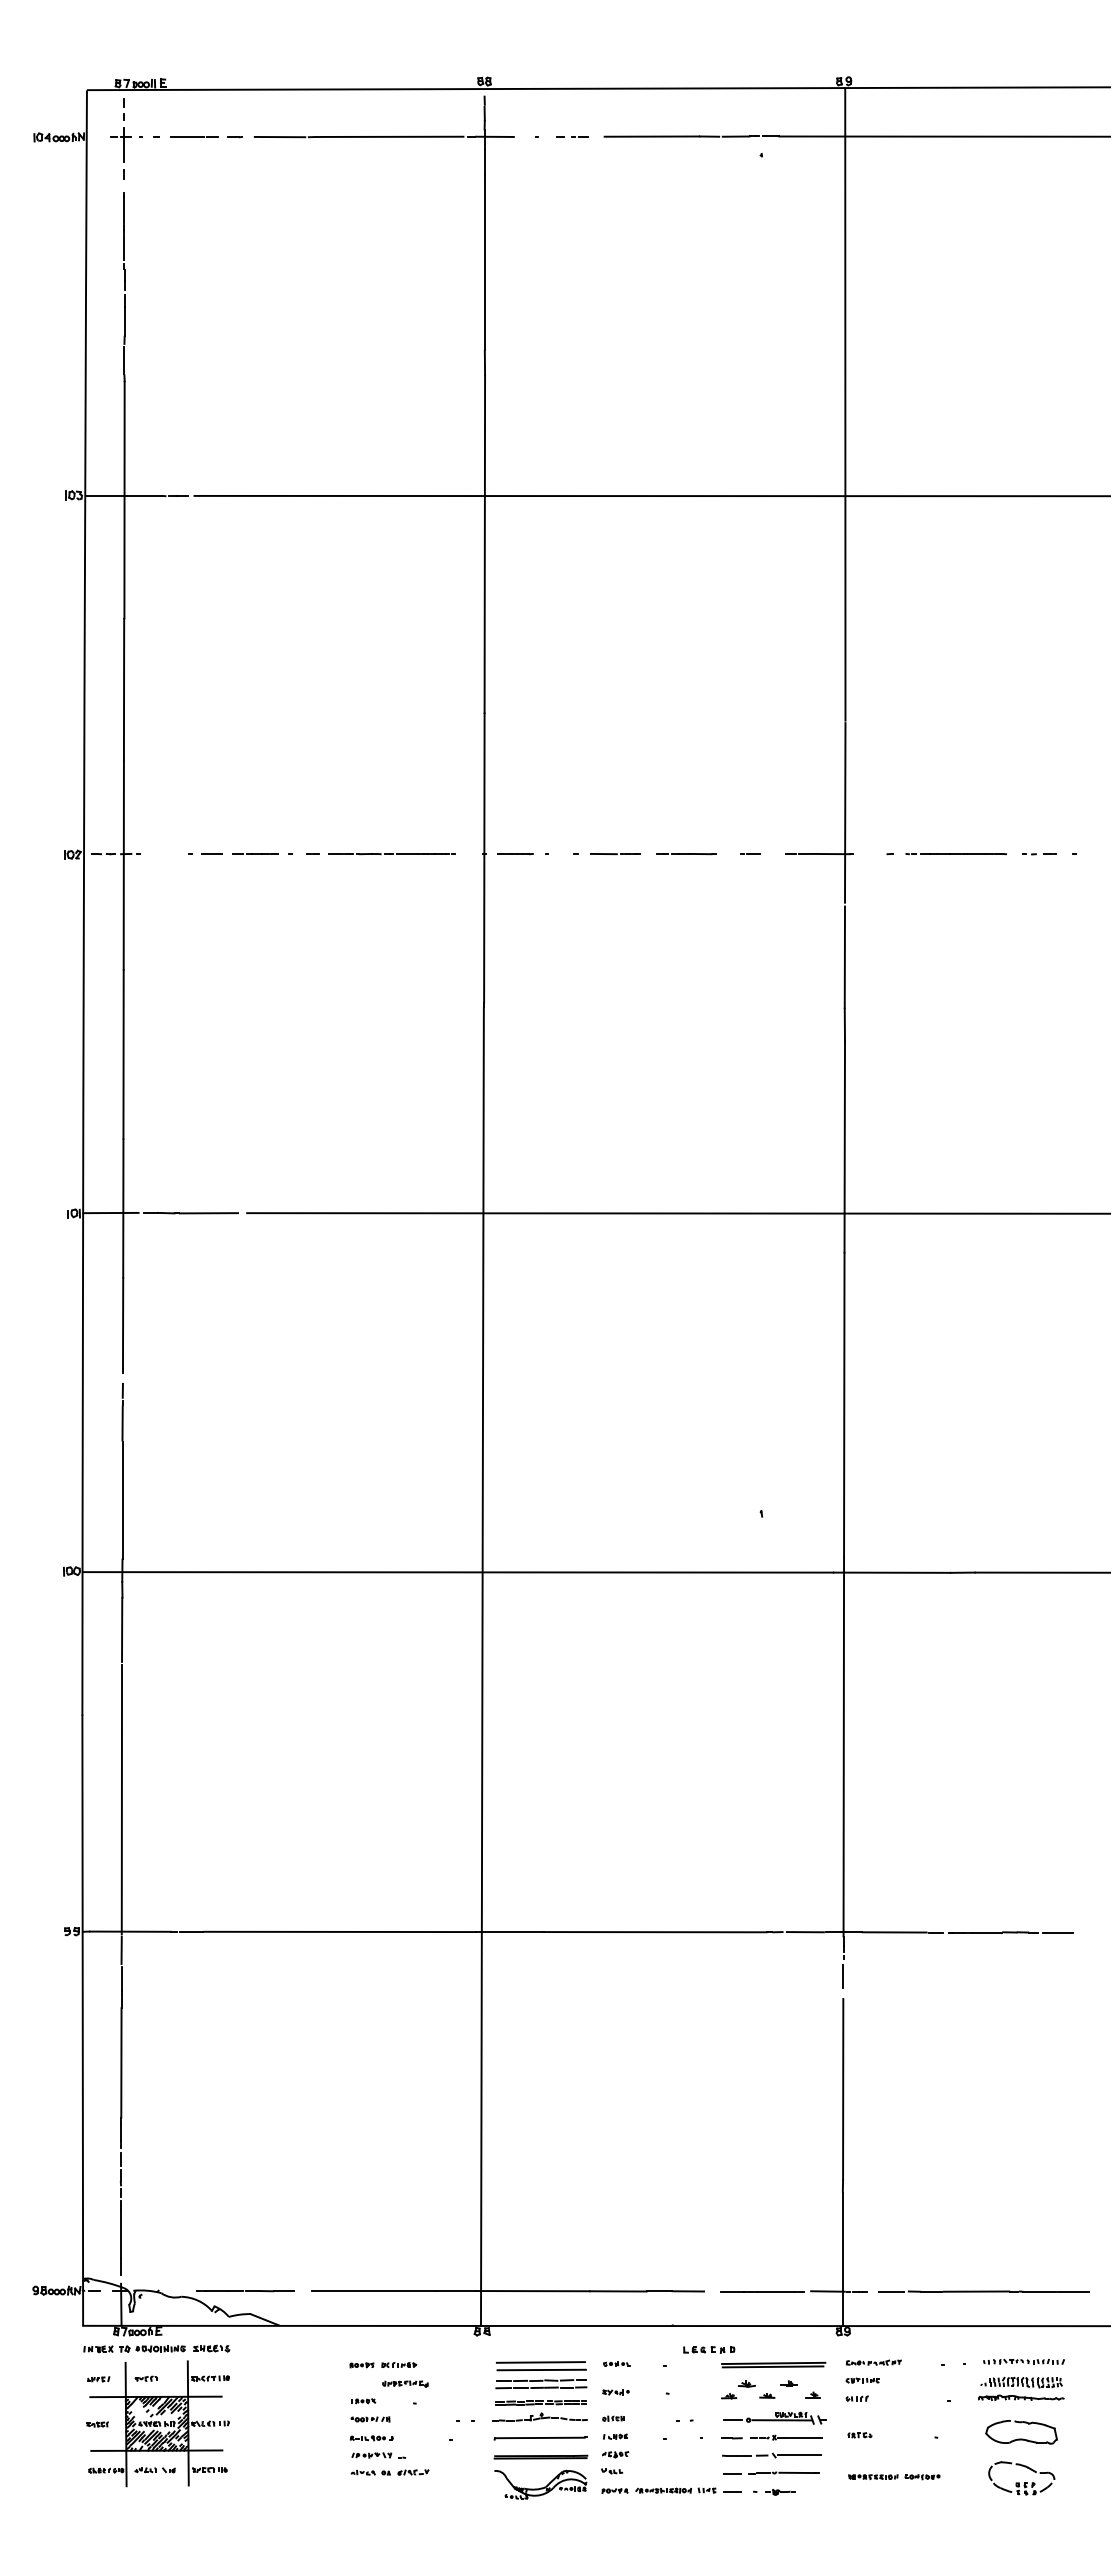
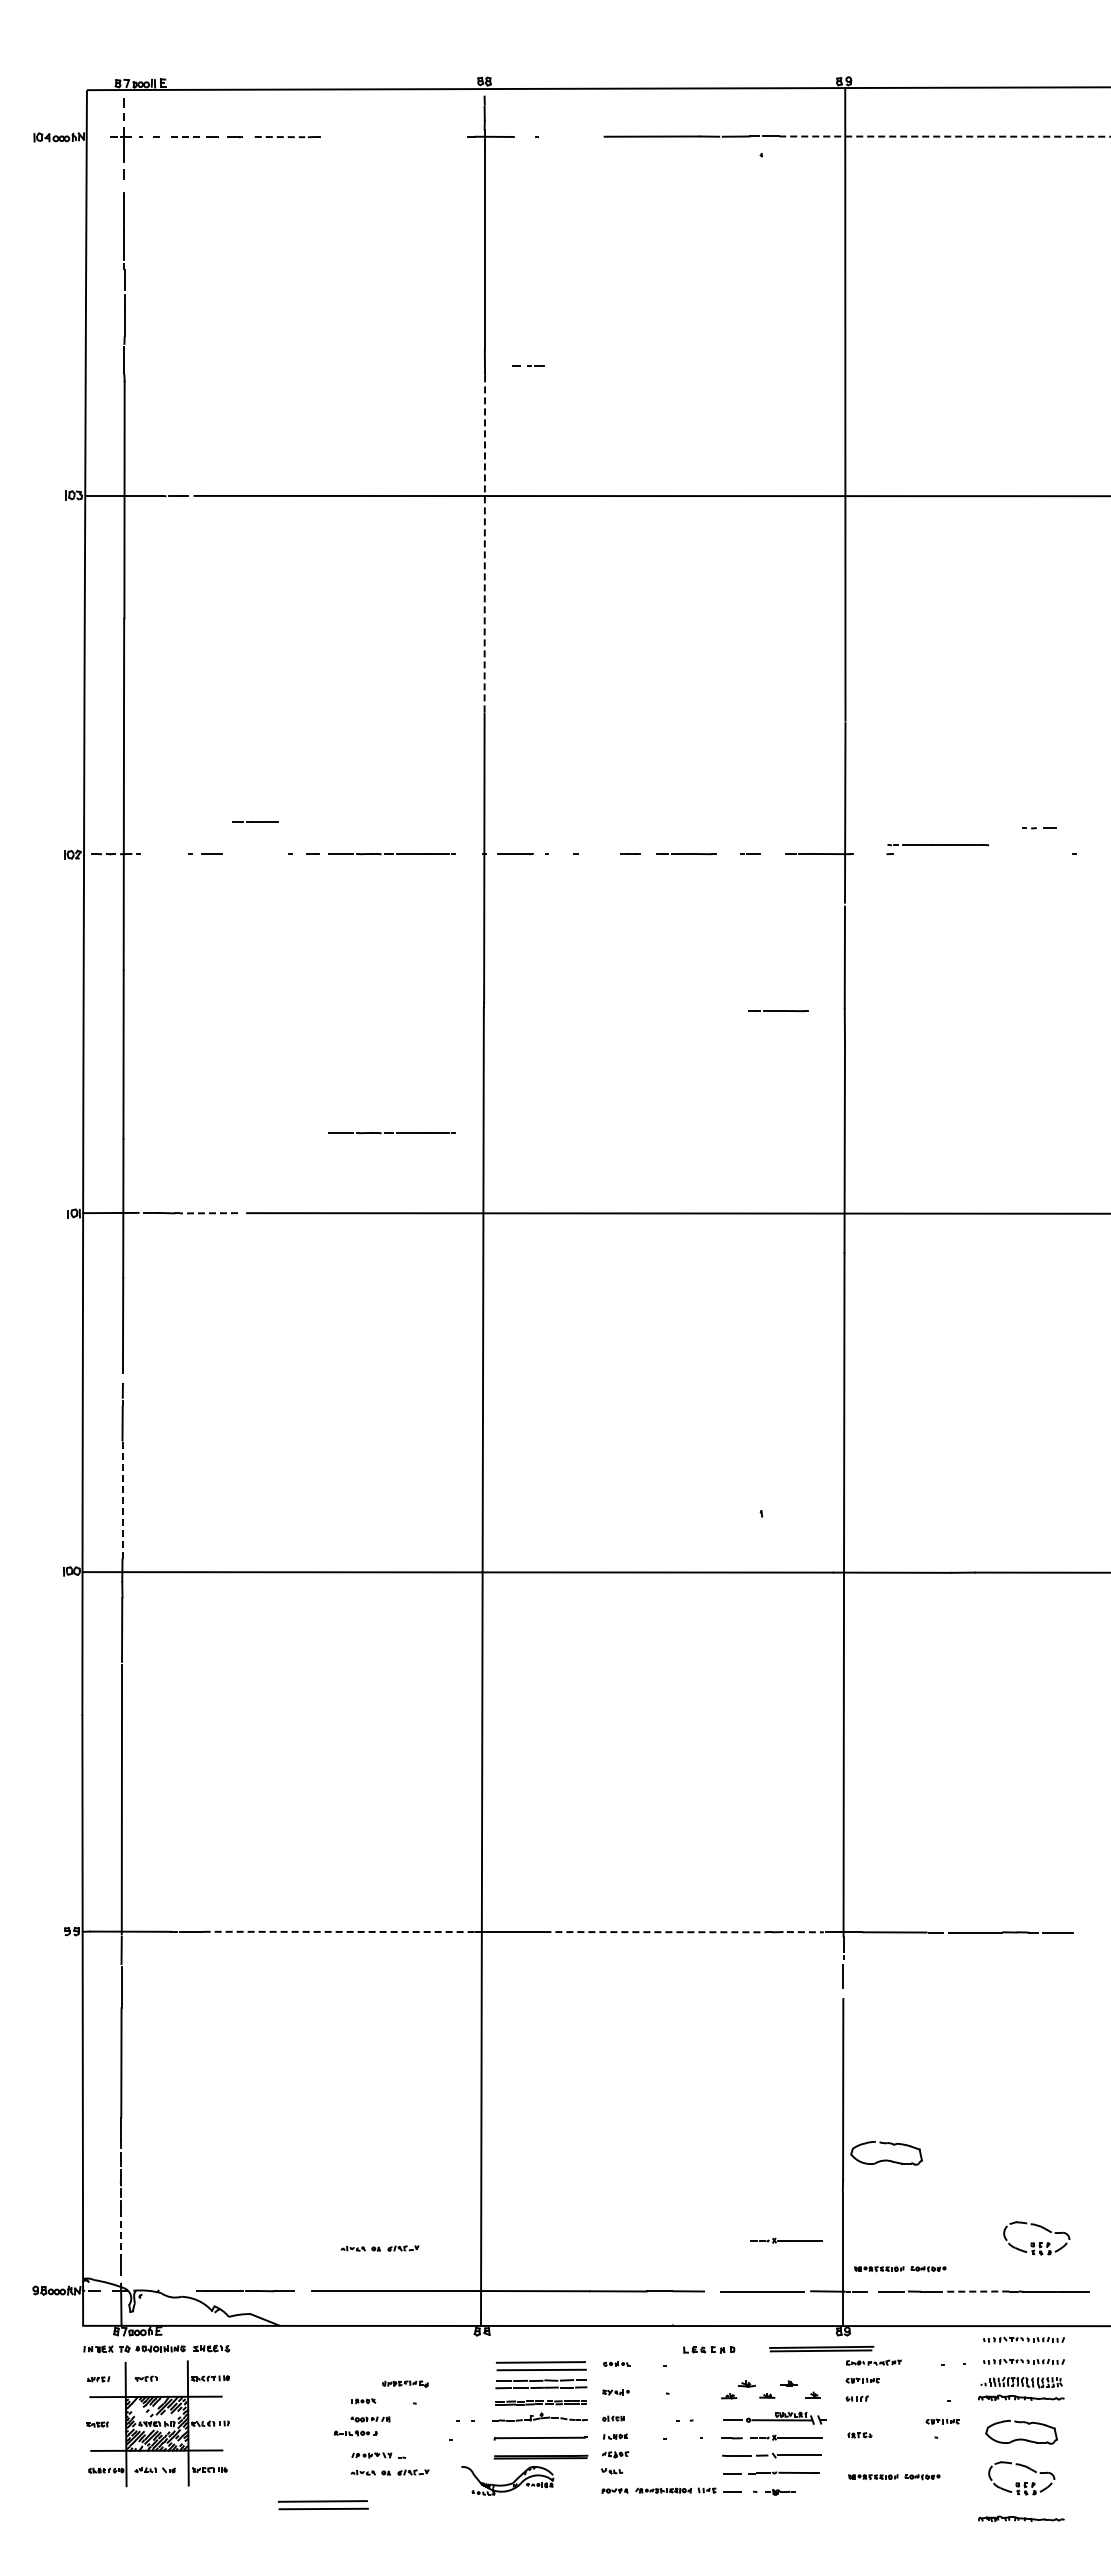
line: present -> none (392, 136)
line position: (572, 136) -> (528, 365) (528, 365)
line: solid -> dashed (945, 136)
line: solid -> dashed (187, 137)
line: solid -> dashed (280, 137)
line: solid -> dashed (484, 544)
line position: (255, 853) -> (255, 821) (255, 821)
line: present -> none (603, 853)
line position: (955, 854) -> (937, 845) (937, 845)
part position: (1039, 854) -> (1039, 828) (1039, 828)
line: none -> present (778, 1011)
line: none -> present (391, 1133)
line: solid -> dashed (208, 1213)
line: solid -> dashed (122, 1500)
line: solid -> dashed (340, 1931)
line: solid -> dashed (656, 1932)
line: solid -> dashed (805, 1932)
part: none -> present (886, 2153)
line: solid -> dashed (121, 2234)
part: none -> present (1036, 2238)
part: none -> present (786, 2240)
part: none -> present (379, 2248)
part: none -> present (900, 2269)
line: solid -> dashed (976, 2291)
part: none -> present (1023, 2339)
part position: (773, 2364) -> (821, 2348) (821, 2348)
part: present -> none (383, 2365)
part: none -> present (942, 2421)
part position: (371, 2438) -> (355, 2433) (355, 2433)
part position: (540, 2484) -> (507, 2480) (507, 2480)
part: none -> present (323, 2505)
part: none -> present (1021, 2518)
